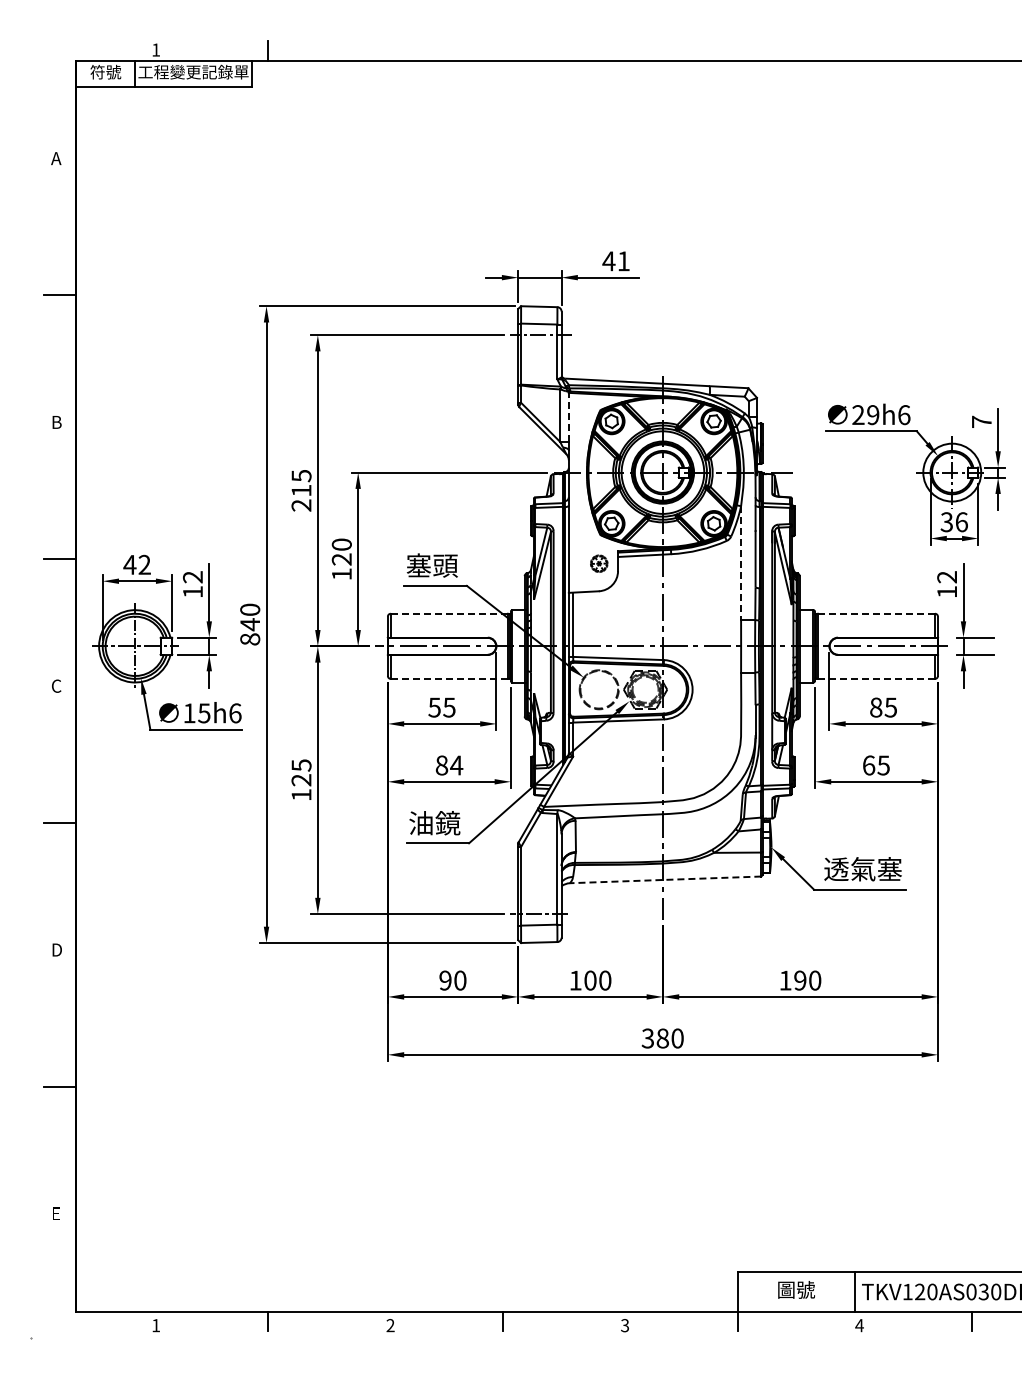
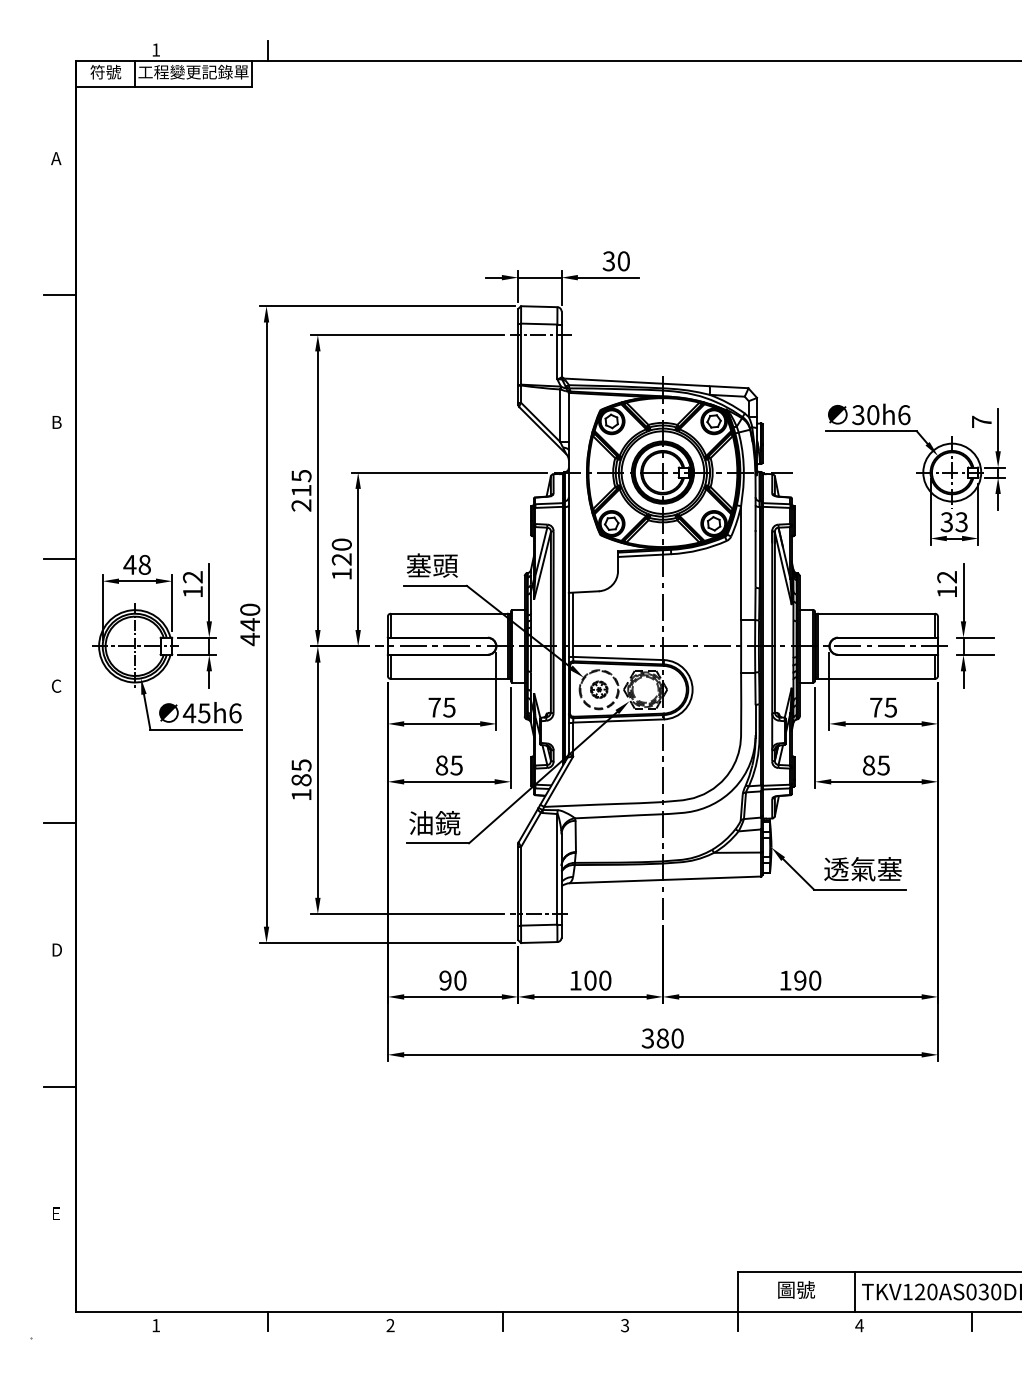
text: 41 -> 30 (615, 261)
text: 29h6 -> 30h6 (865, 415)
line: dashed -> solid (568, 417)
text: 36 -> 33 (961, 522)
part position: (599, 563) -> (599, 689) (599, 689)
line: dashed -> solid (741, 563)
text: 42 -> 48 (144, 564)
line: dashed -> solid (449, 613)
line: dashed -> solid (876, 613)
text: 840 -> 440 (250, 639)
line: dashed -> solid (449, 678)
line: dashed -> solid (876, 678)
text: 55 -> 75 (434, 707)
text: 85 -> 75 (876, 707)
text: 15h6 -> 45h6 (189, 713)
text: 84 -> 85 (456, 765)
text: 65 -> 85 (868, 765)
text: 125 -> 185 (301, 780)
line: dashed -> solid (665, 879)
